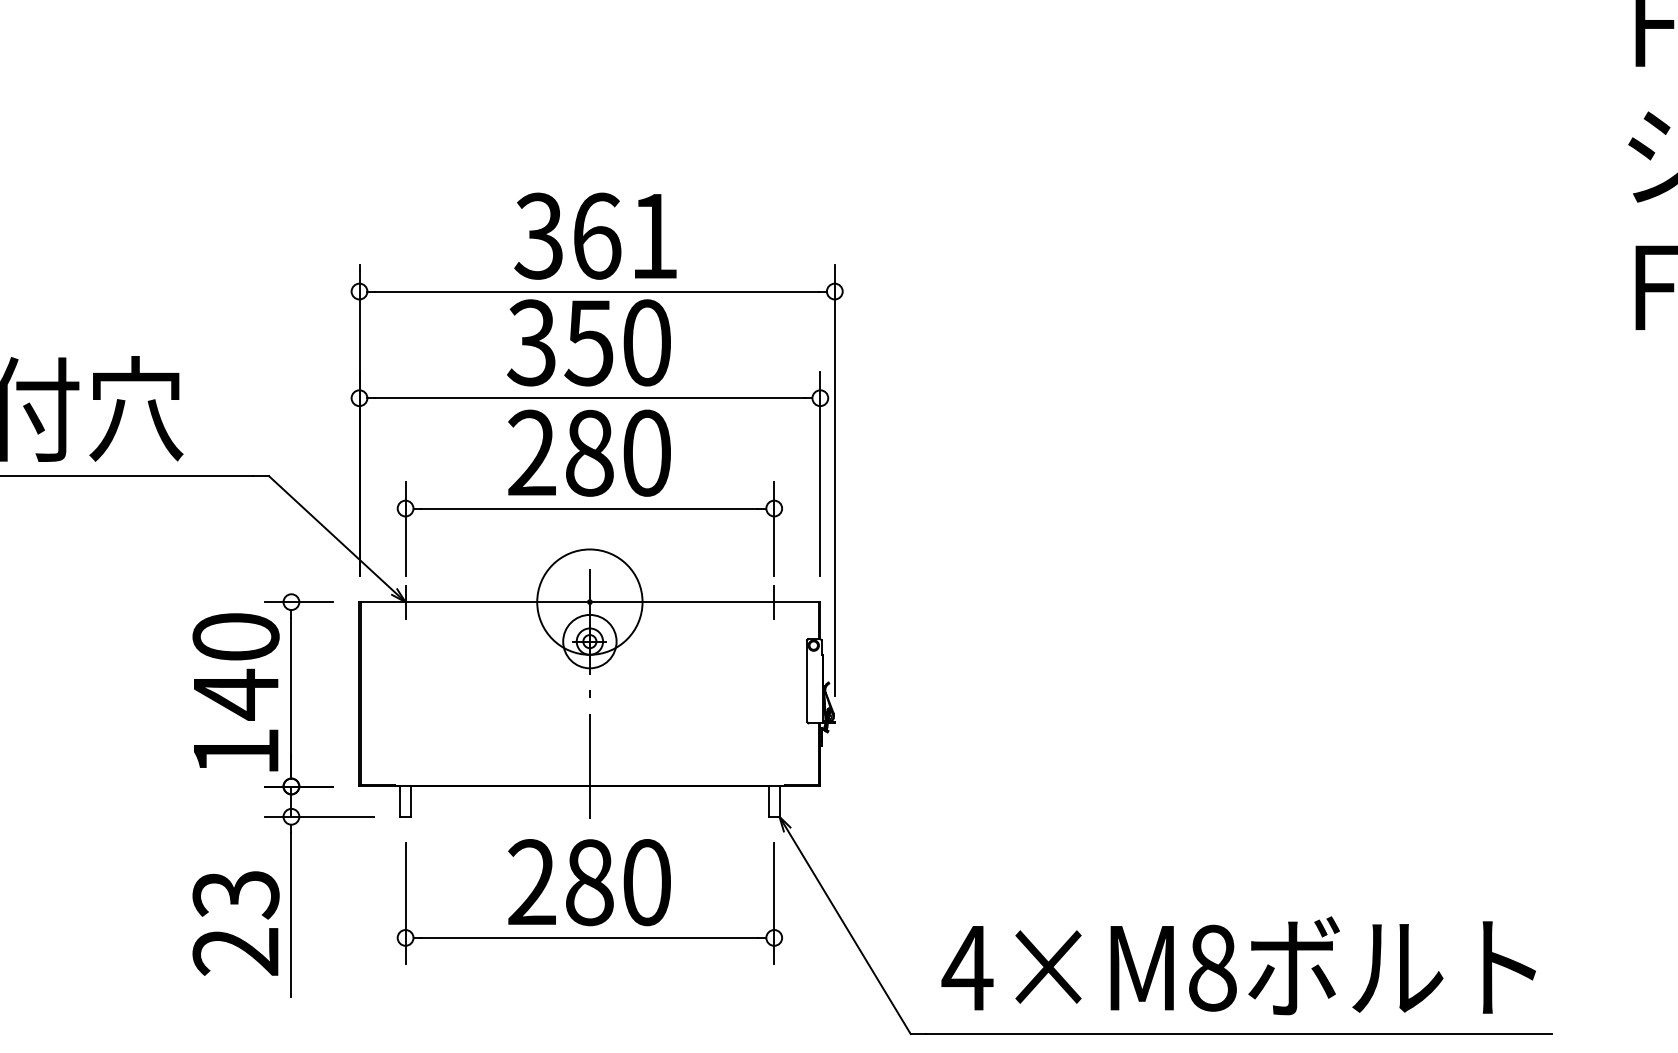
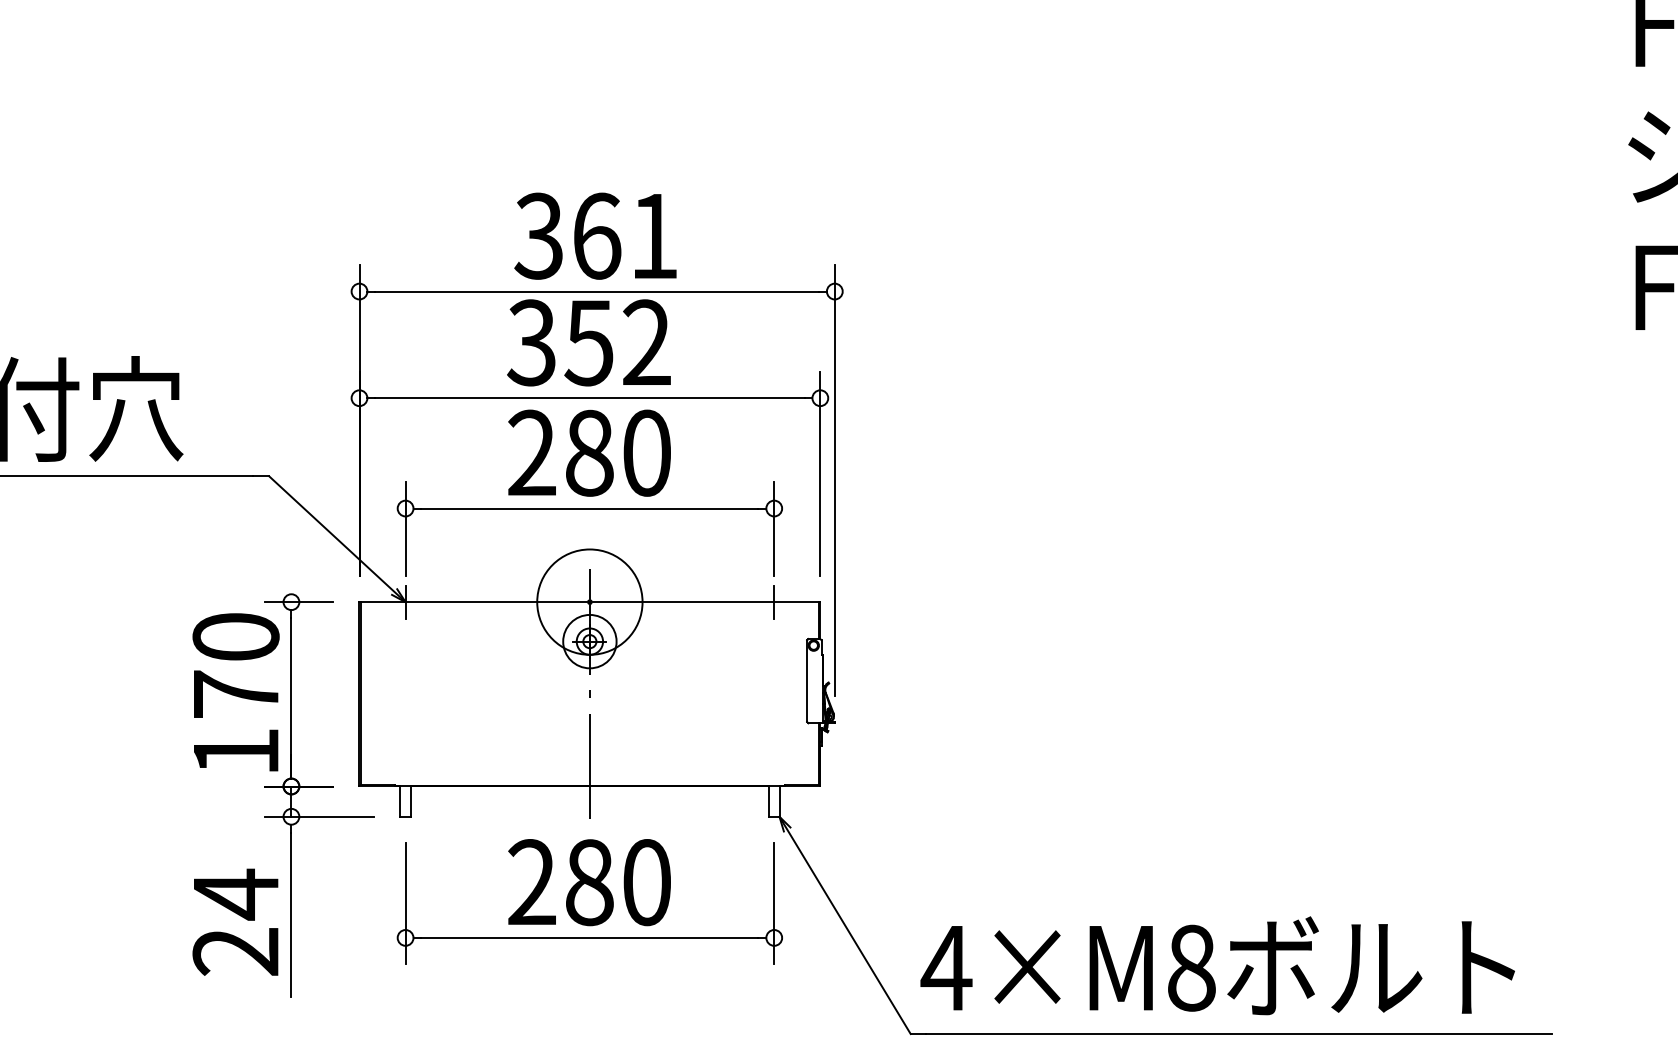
text: 350 -> 352 (646, 342)
text: 140 -> 170 (236, 694)
text: 23 -> 24 (235, 894)
text position: (1238, 965) -> (1217, 965) (1217, 965)
